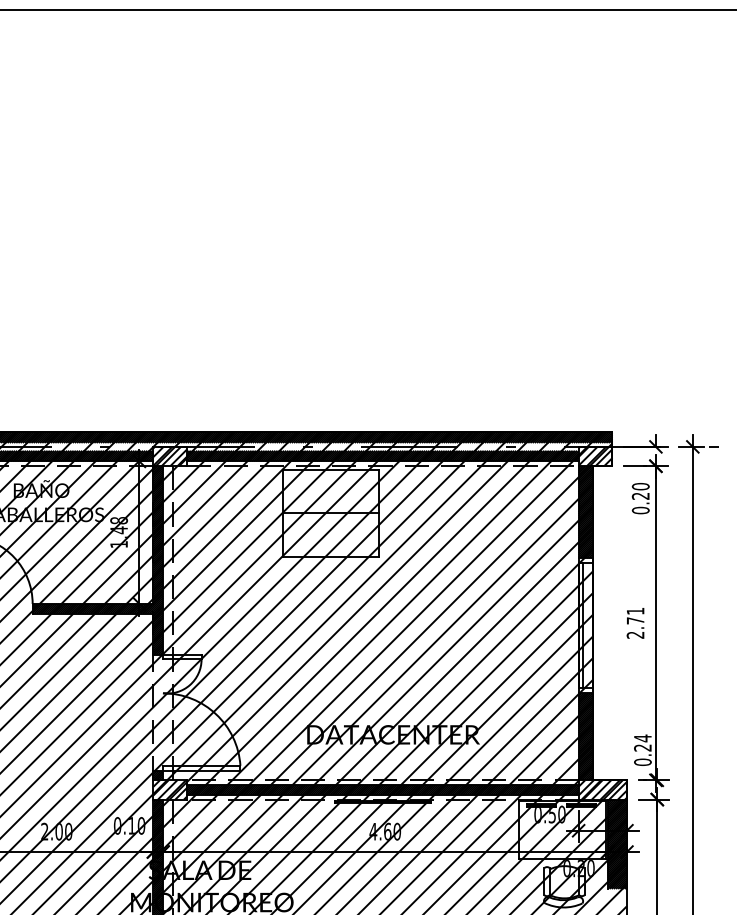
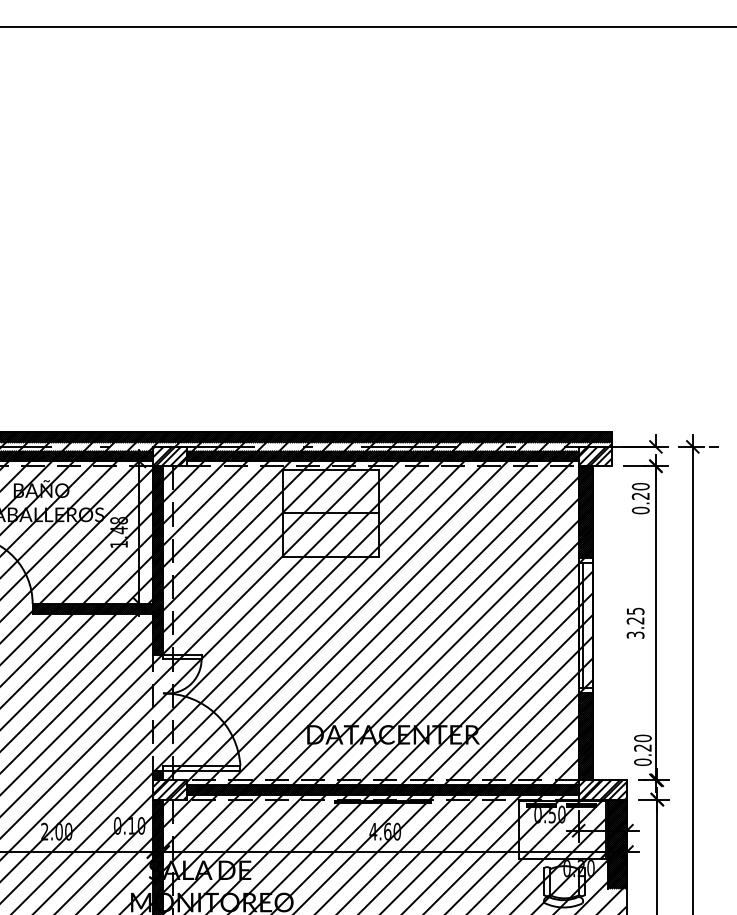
line position: (367, 10) -> (367, 27) (367, 27)
text: 2.71 -> 3.25 (635, 622)
text: 0.24 -> 0.20 (642, 738)
